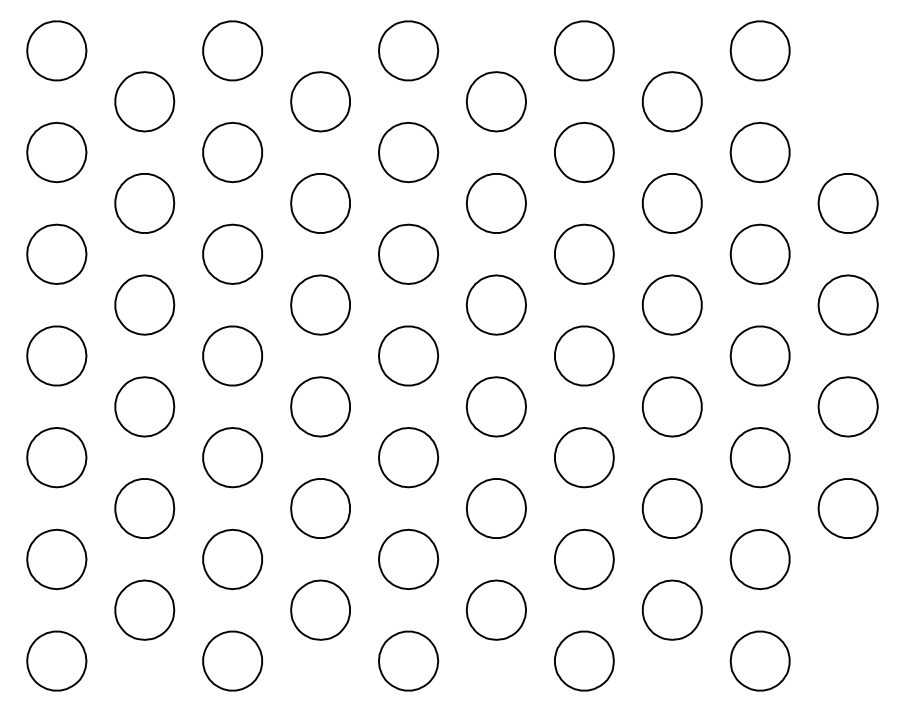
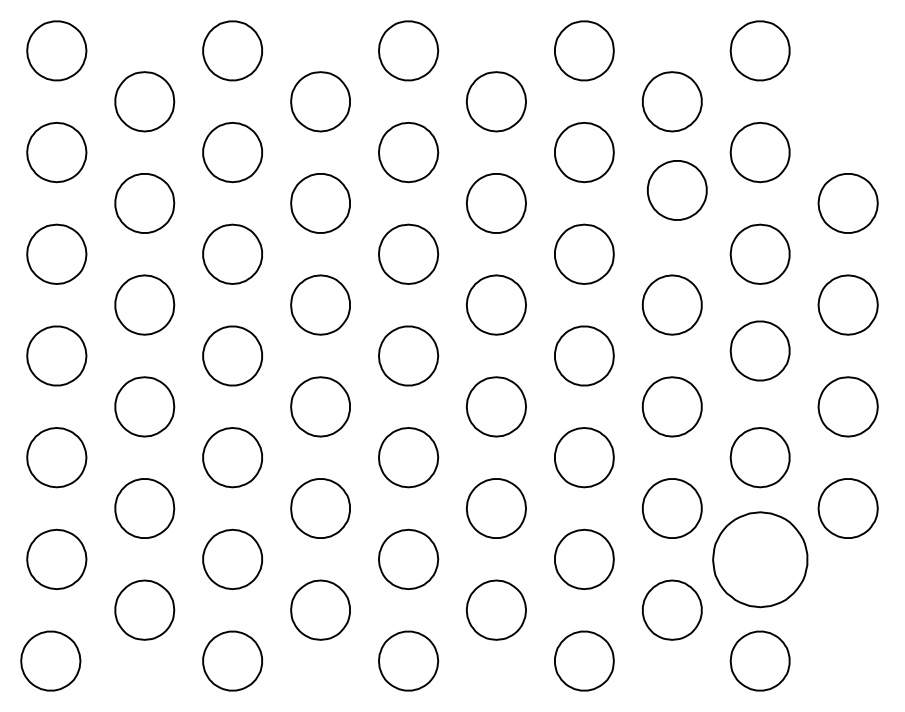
part position: (672, 203) -> (677, 190) (677, 190)
part position: (759, 355) -> (759, 350) (759, 350)
part size: 62x62 px -> 97x98 px (760, 559)
part position: (56, 660) -> (50, 660) (50, 660)
